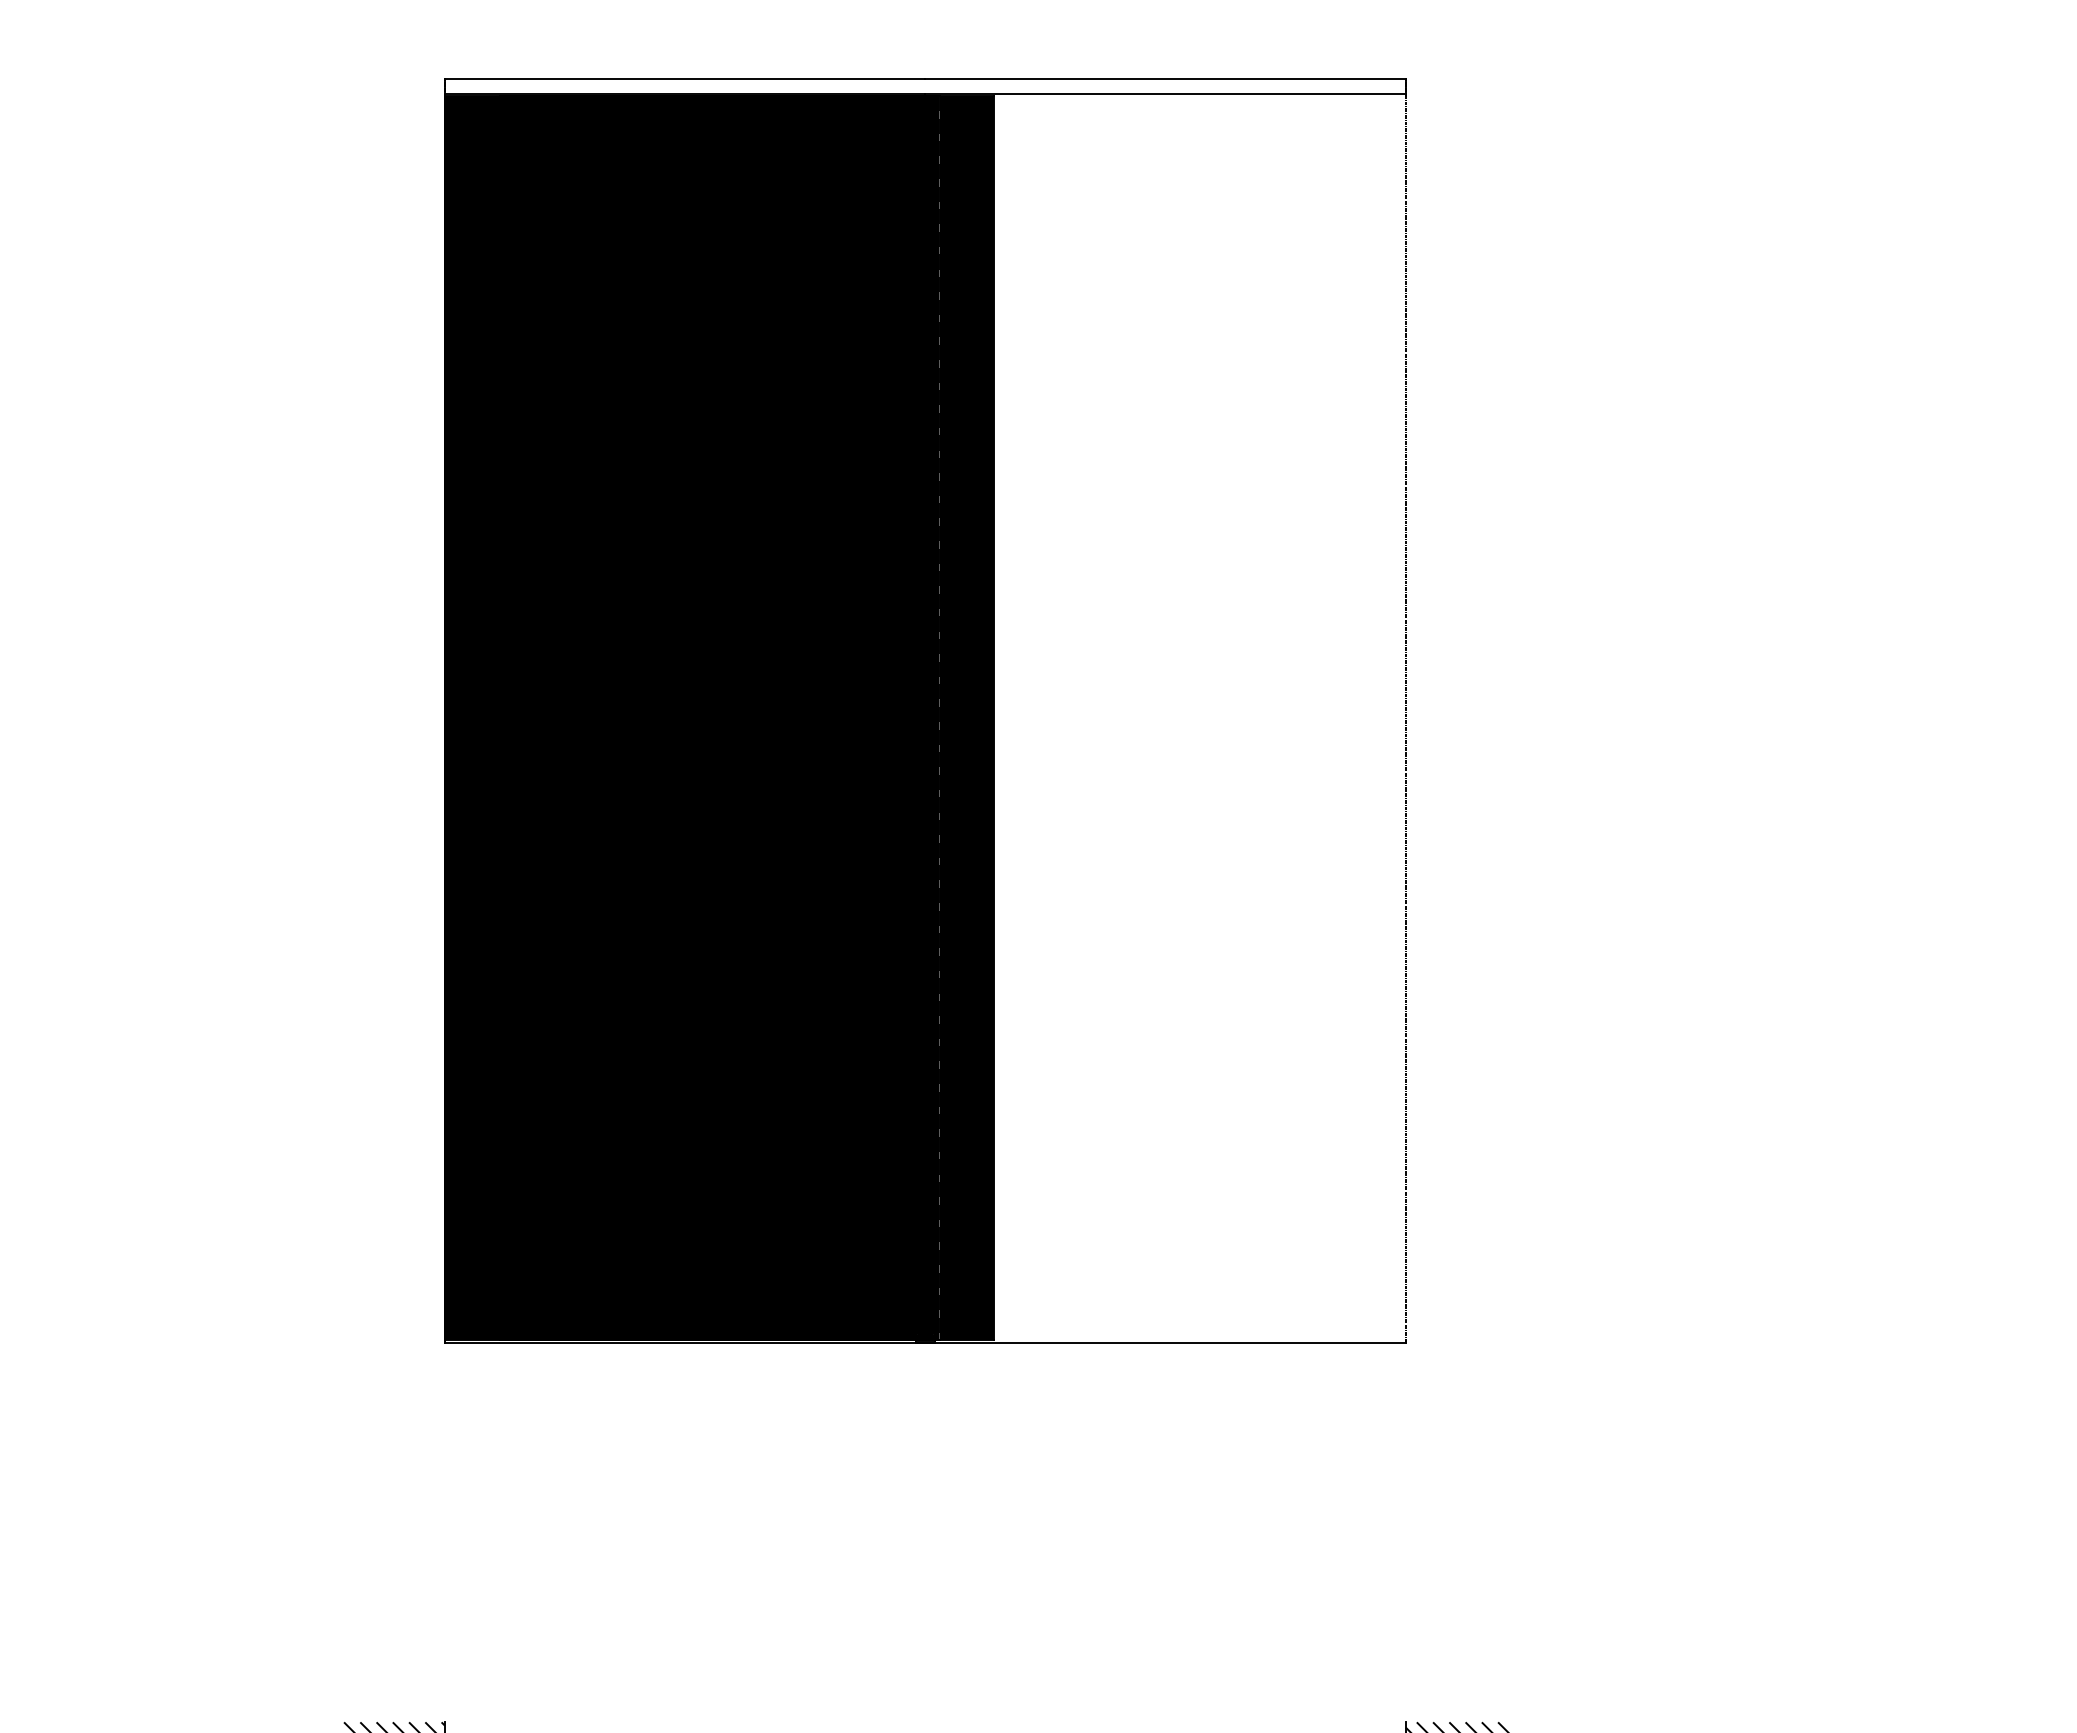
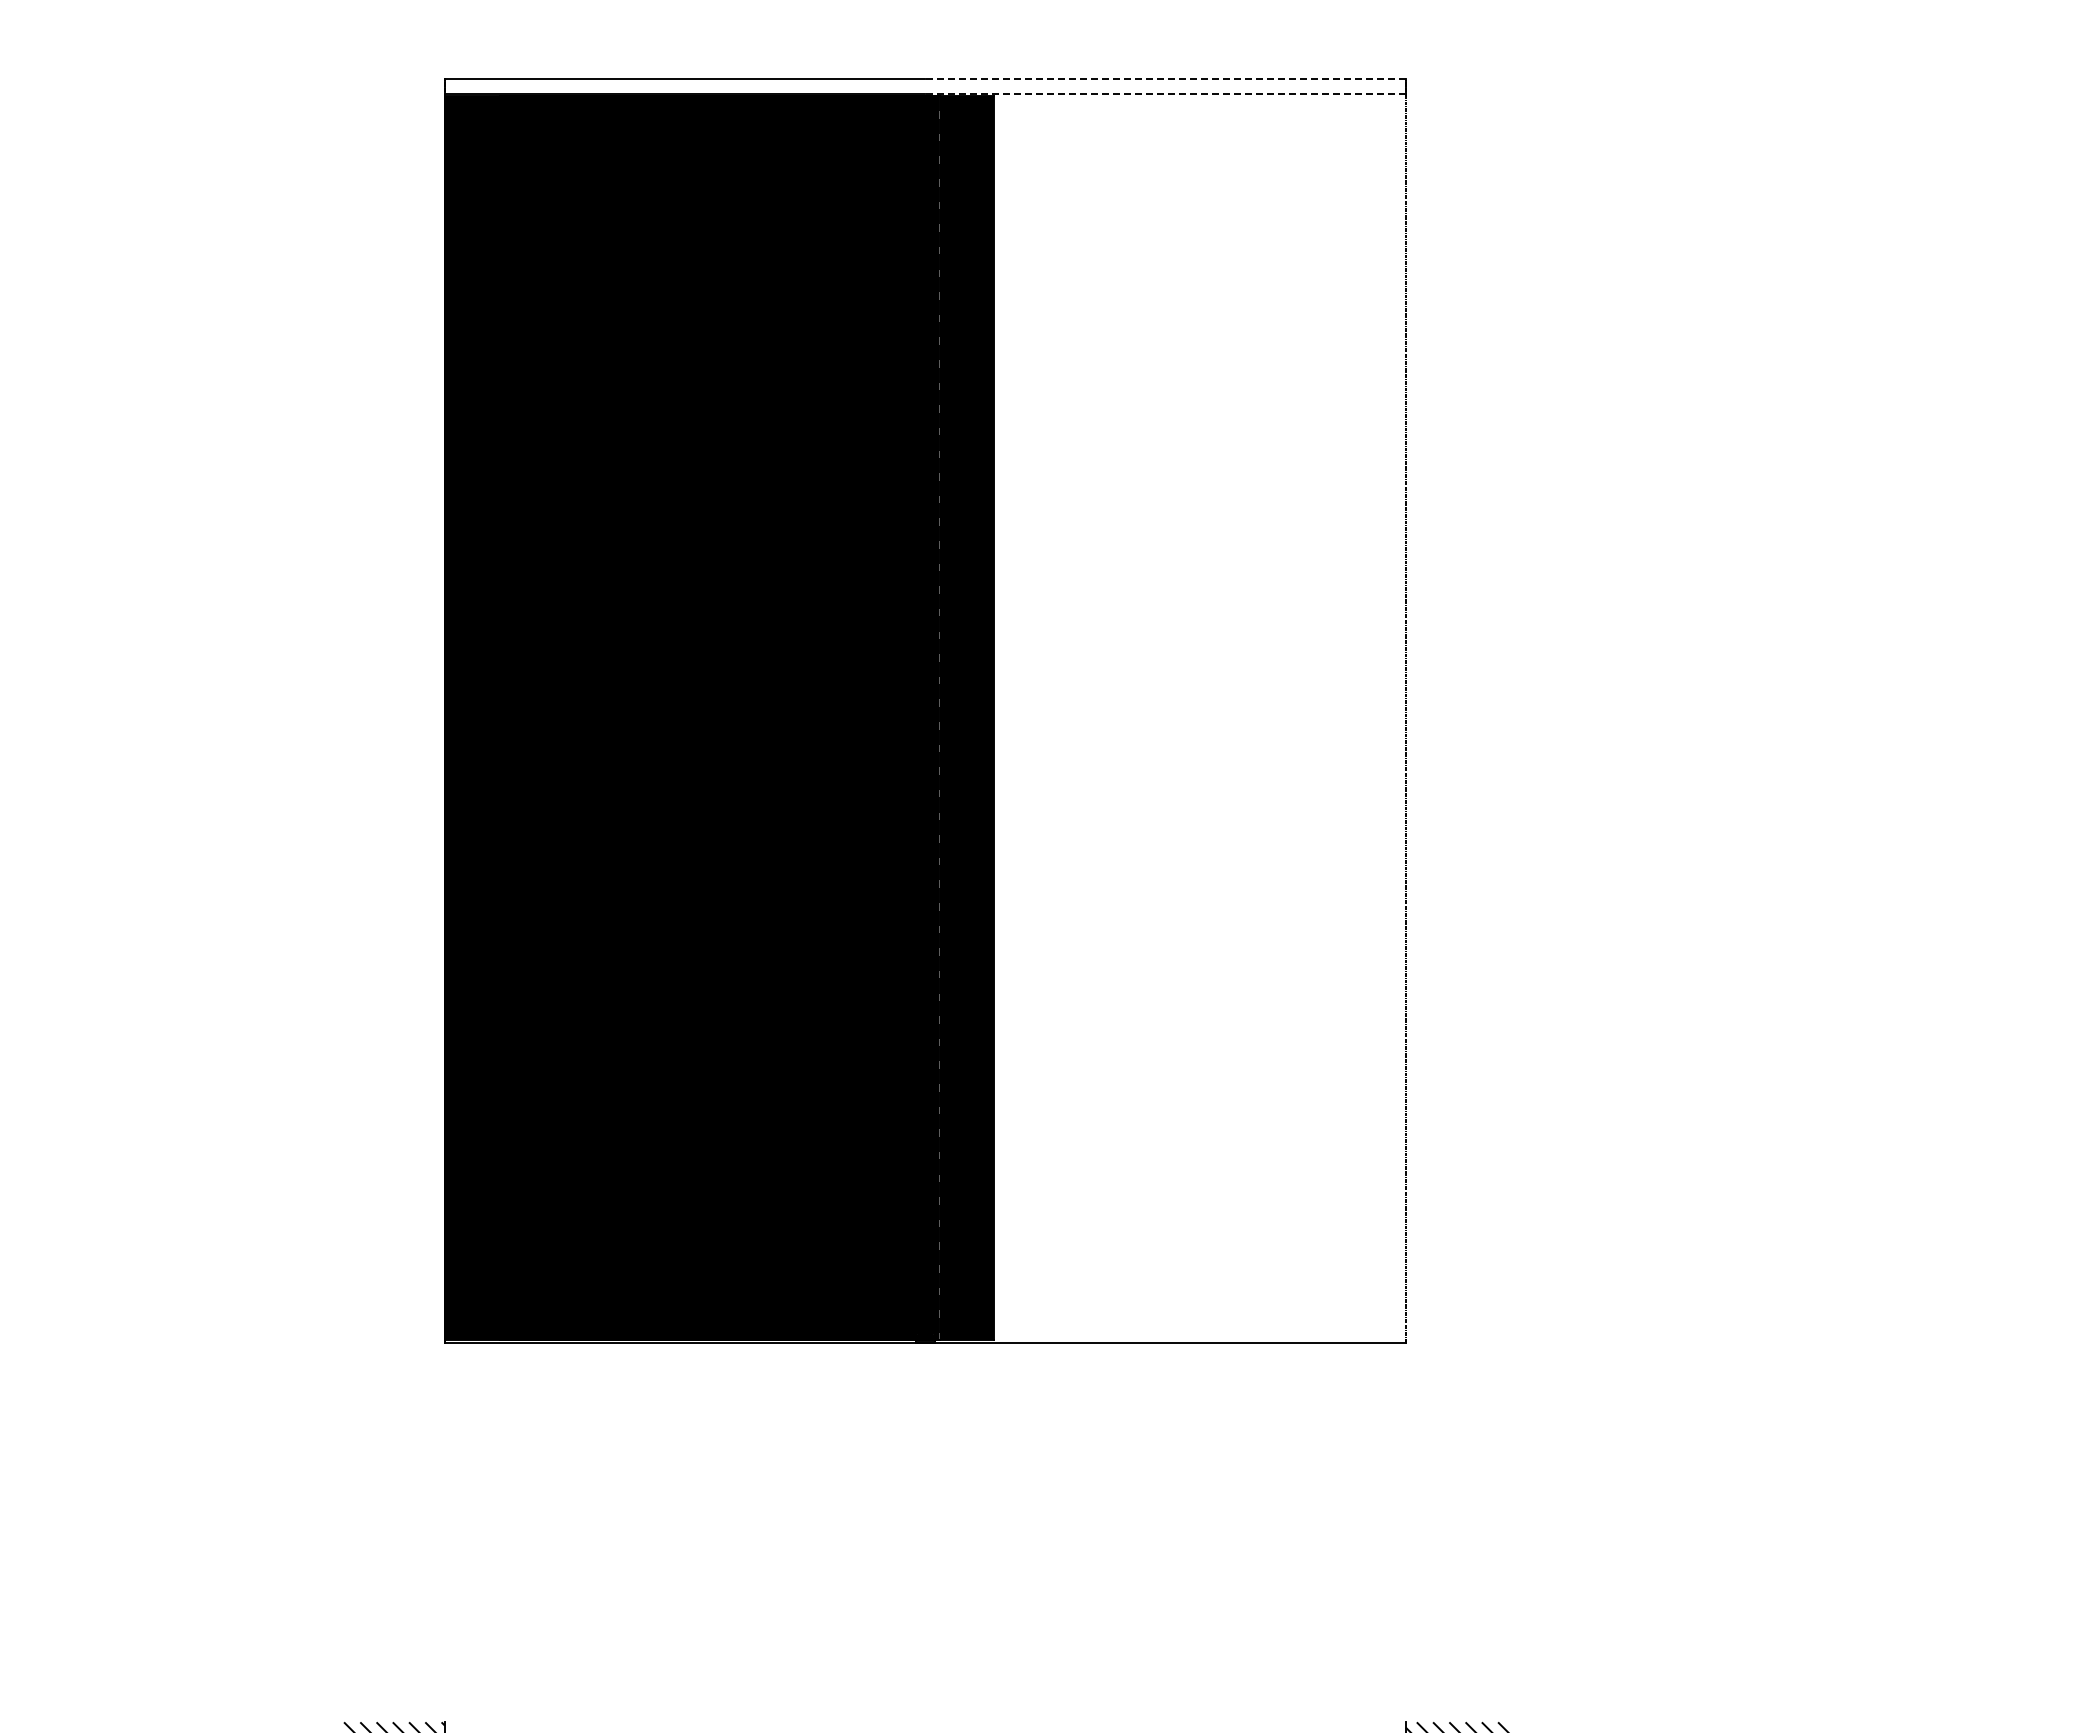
line: solid -> dashed (1165, 79)
line: solid -> dashed (1165, 94)
